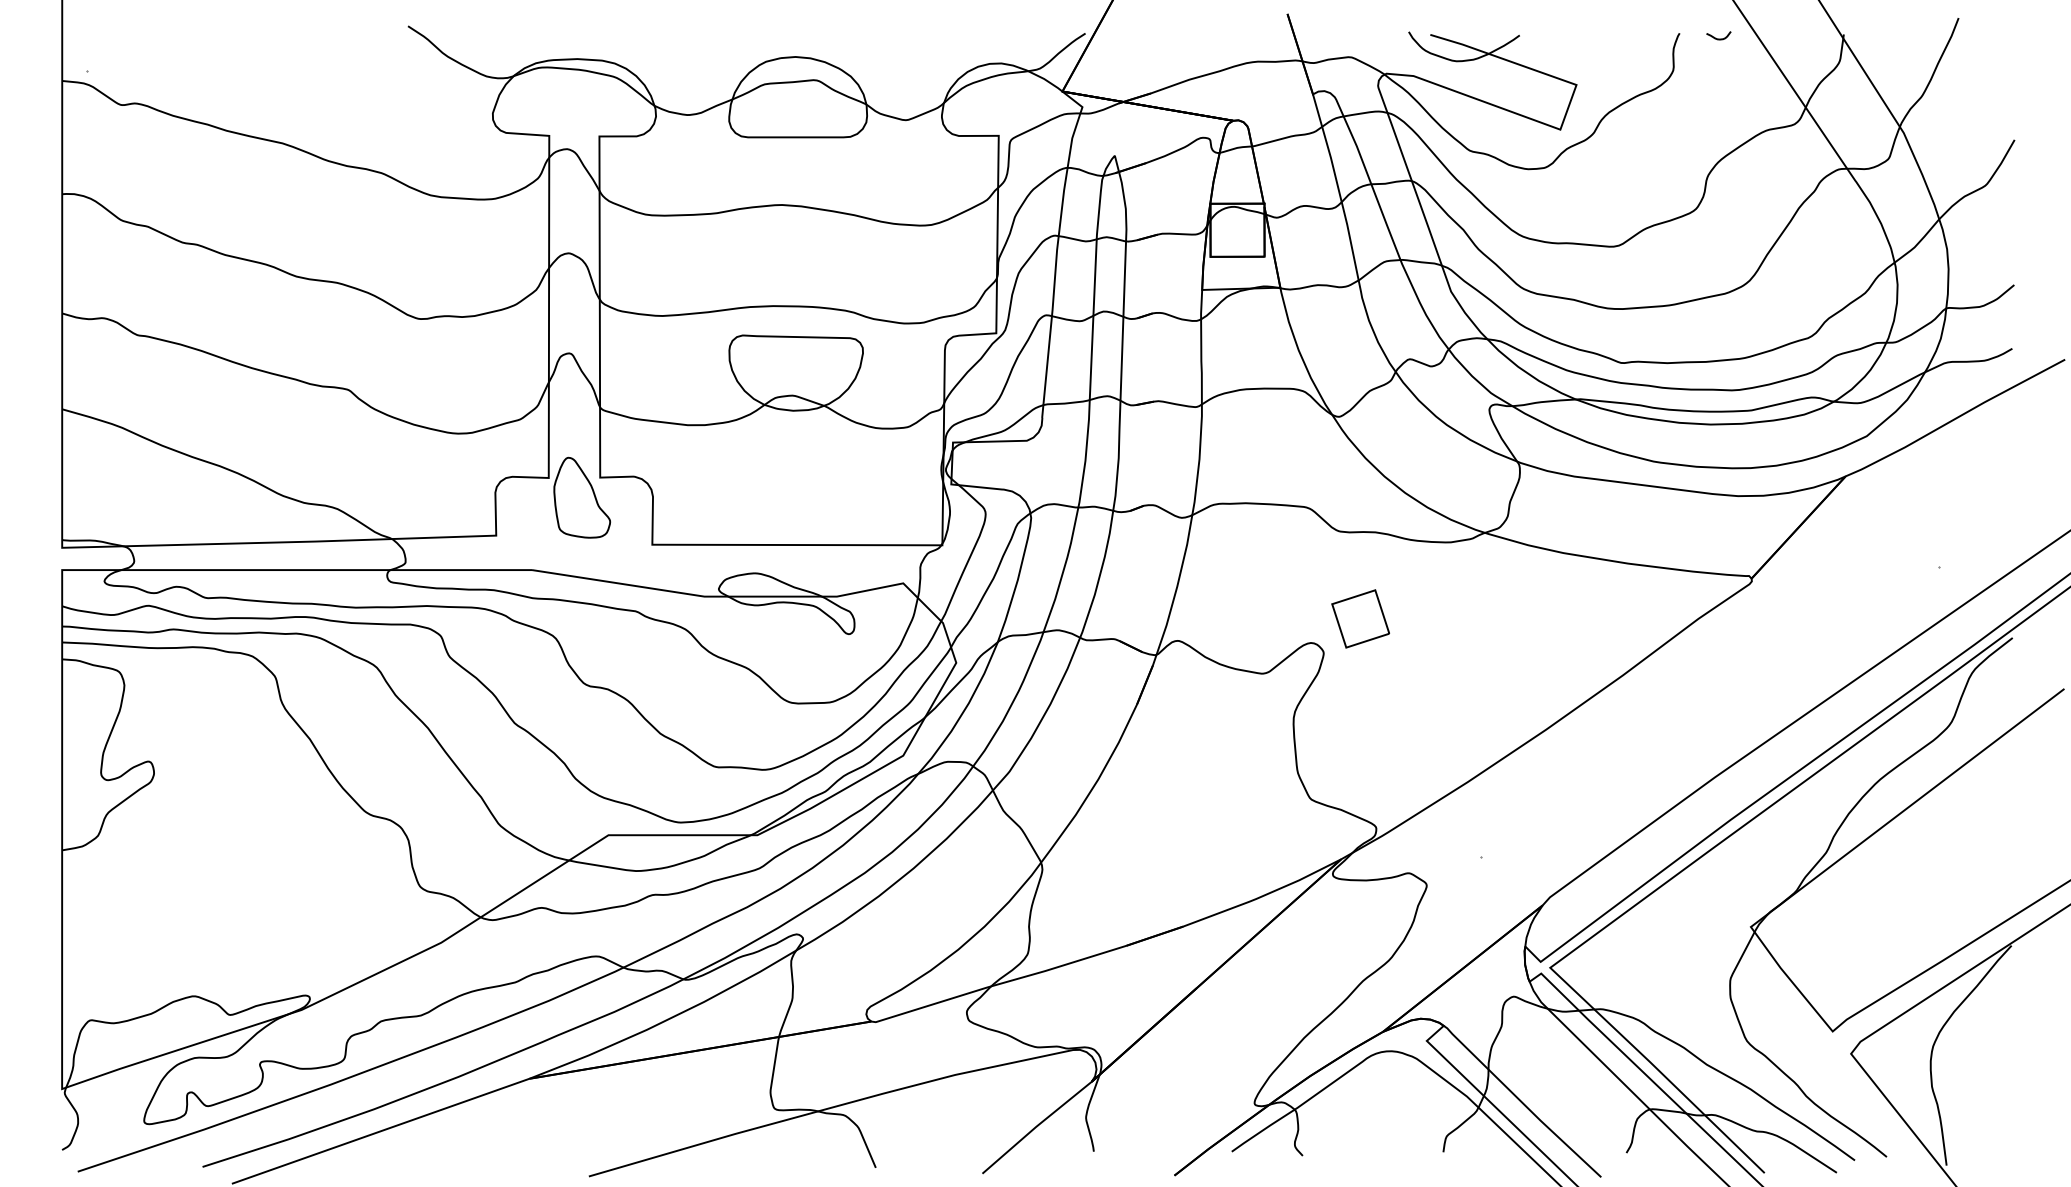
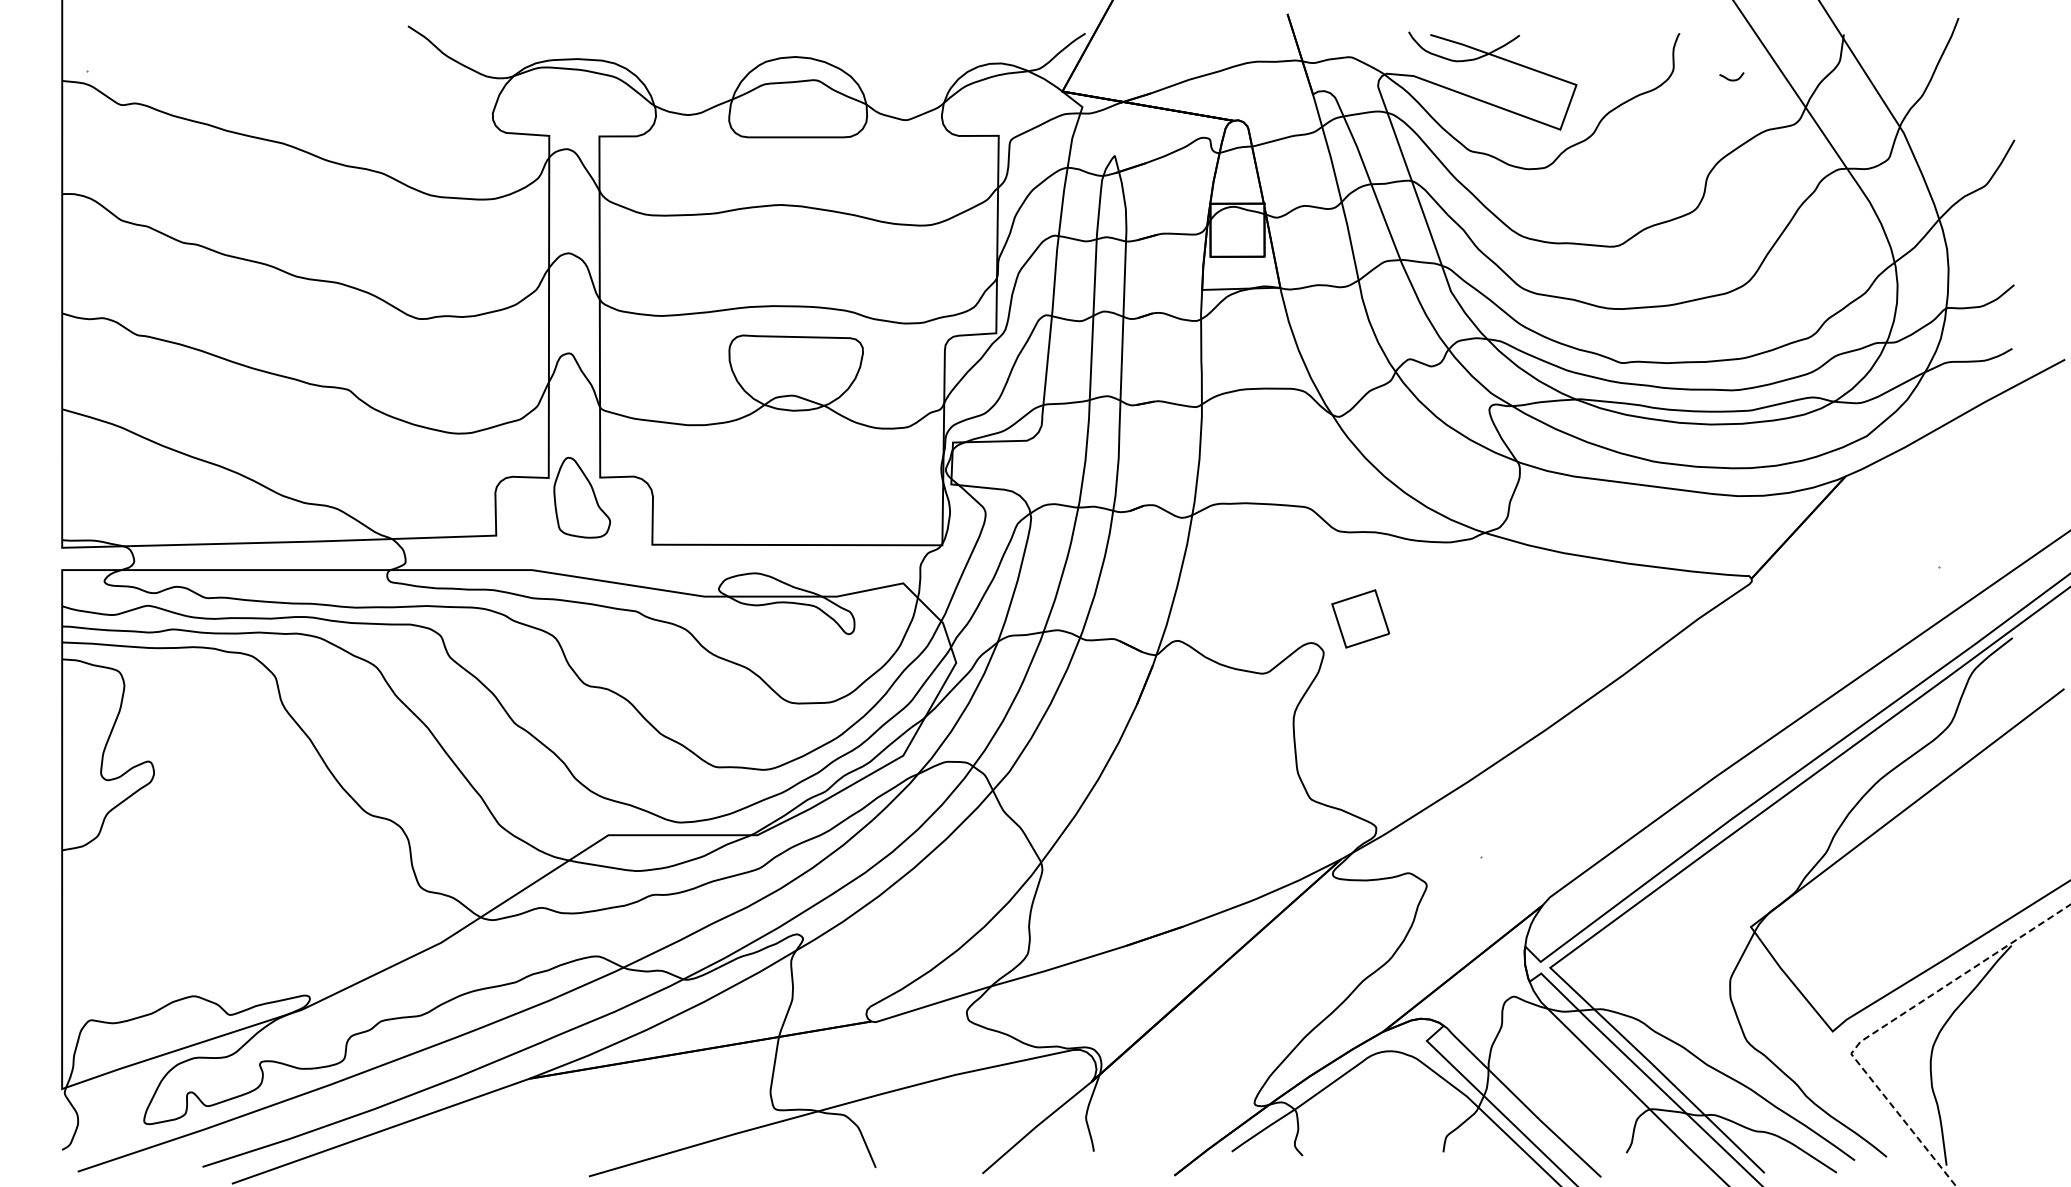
curve position: (1718, 38) -> (1731, 79) (1731, 79)
line: solid -> dashed (1887, 1024)
